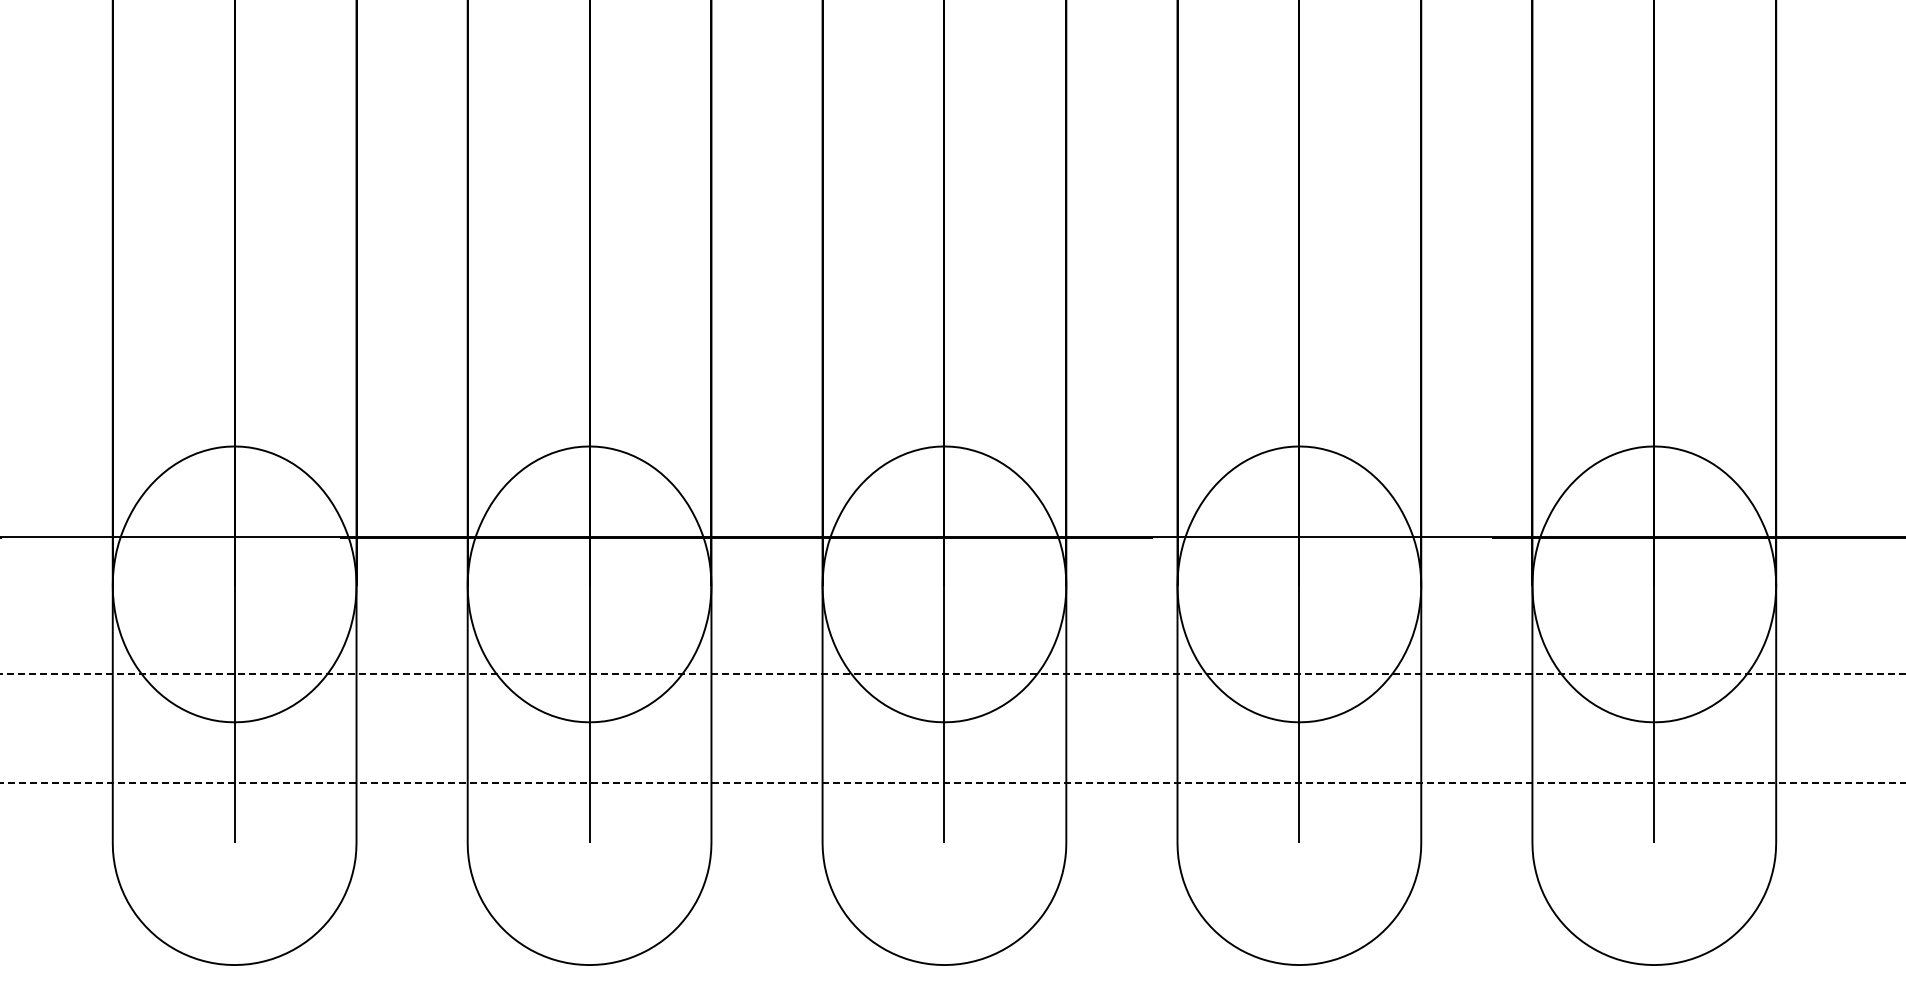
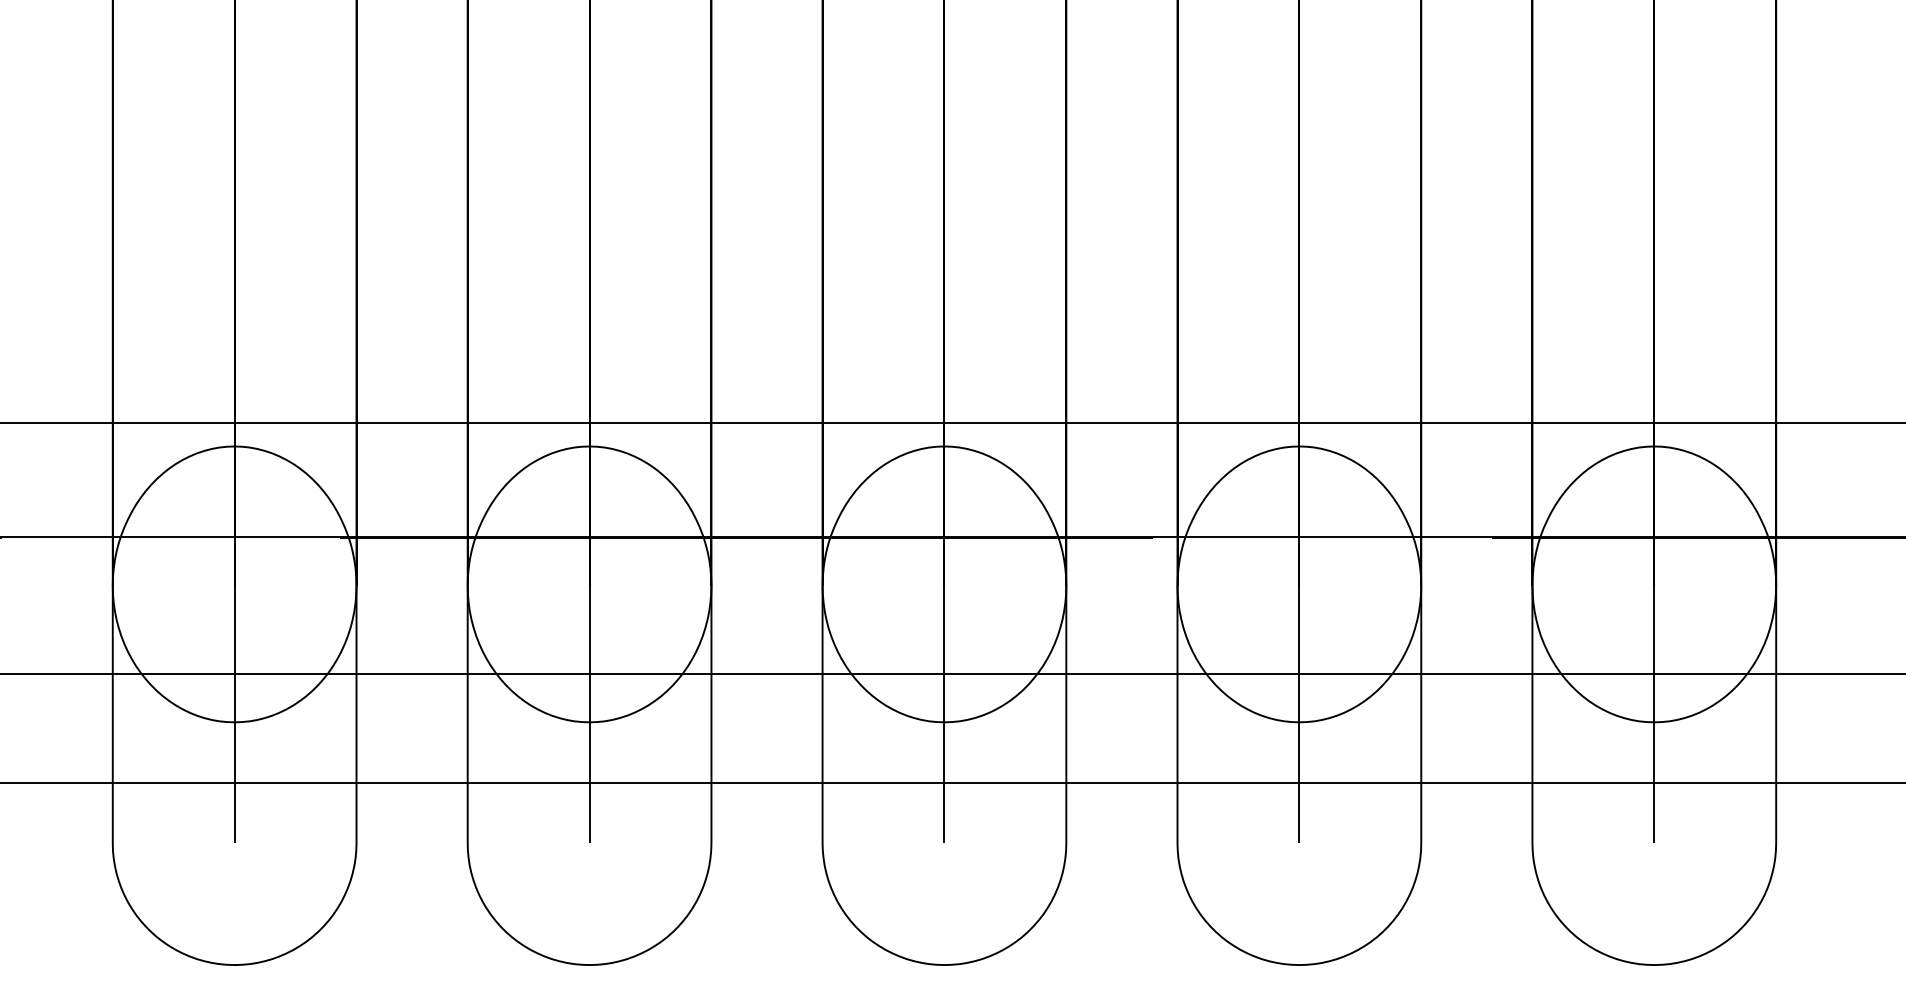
line: none -> present (952, 423)
line: dashed -> solid (953, 673)
line: dashed -> solid (952, 783)
